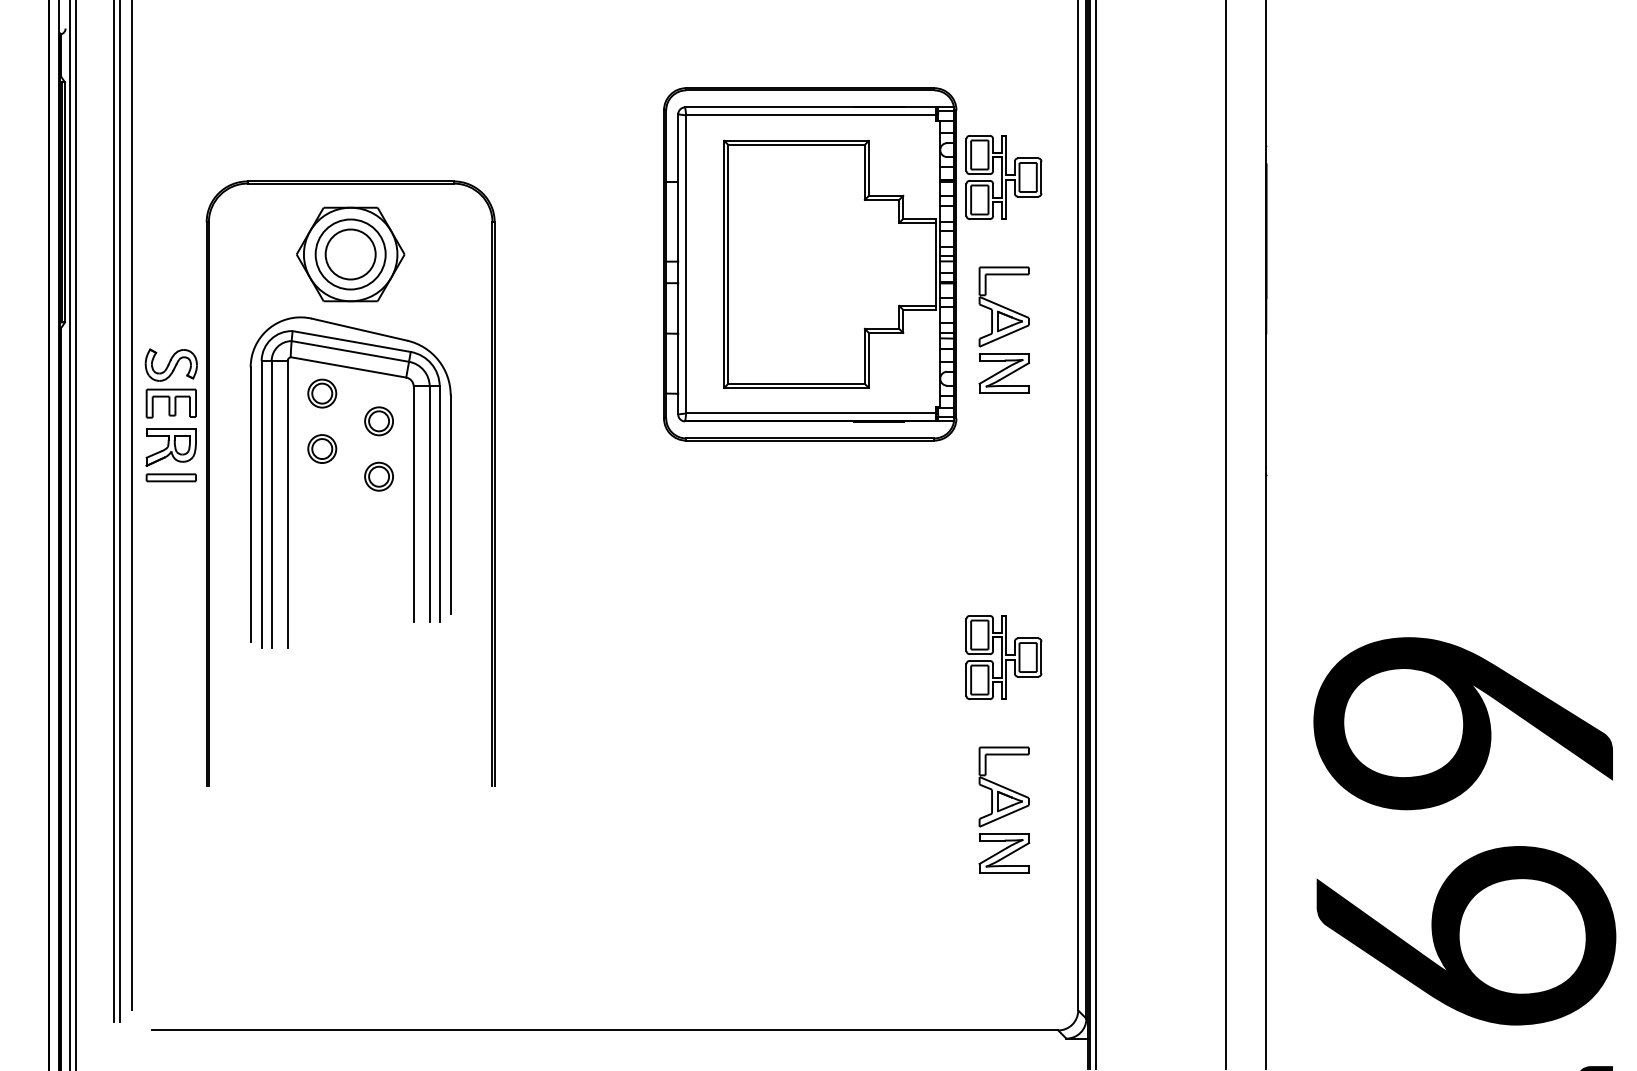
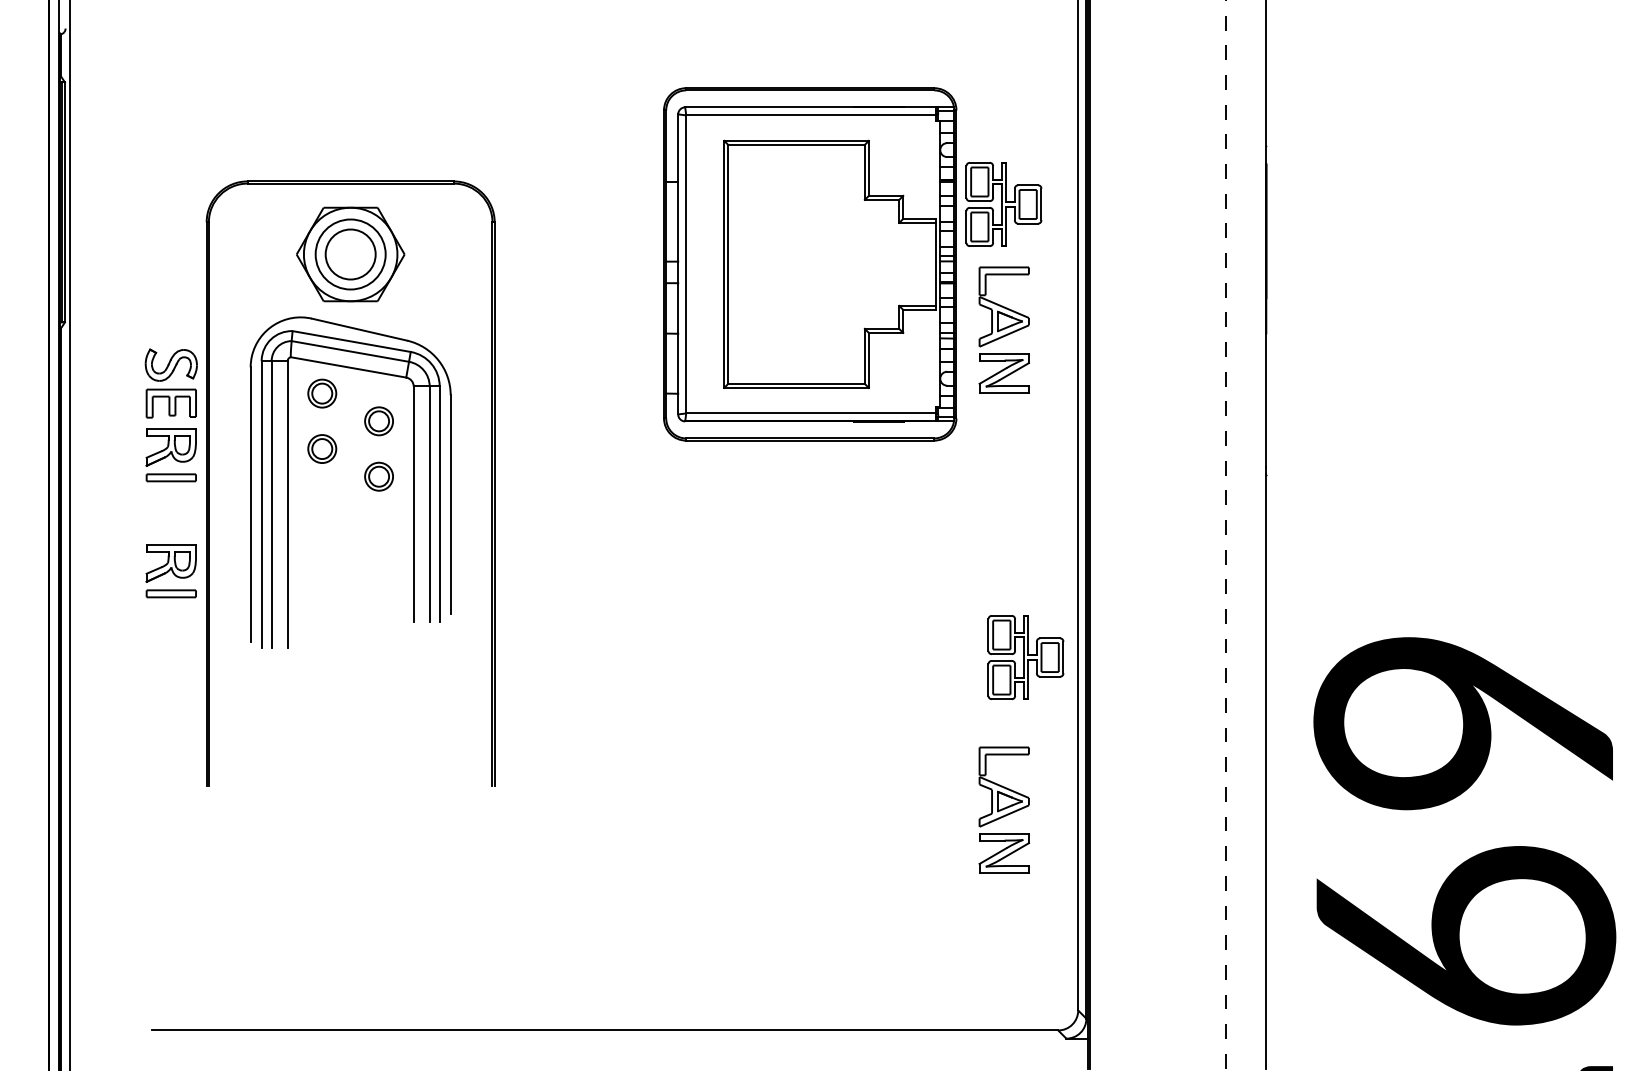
part position: (1003, 177) -> (1003, 204) (1003, 204)
line: present -> none (132, 506)
line: present -> none (114, 512)
line: present -> none (120, 512)
line: present -> none (75, 534)
line: present -> none (1096, 534)
line: solid -> dashed (1226, 534)
part: none -> present (170, 571)
part position: (1003, 657) -> (1025, 657) (1025, 657)
